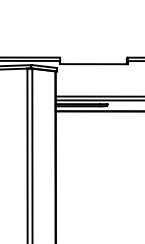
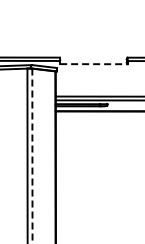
line: solid -> dashed (93, 64)
line: solid -> dashed (32, 155)
